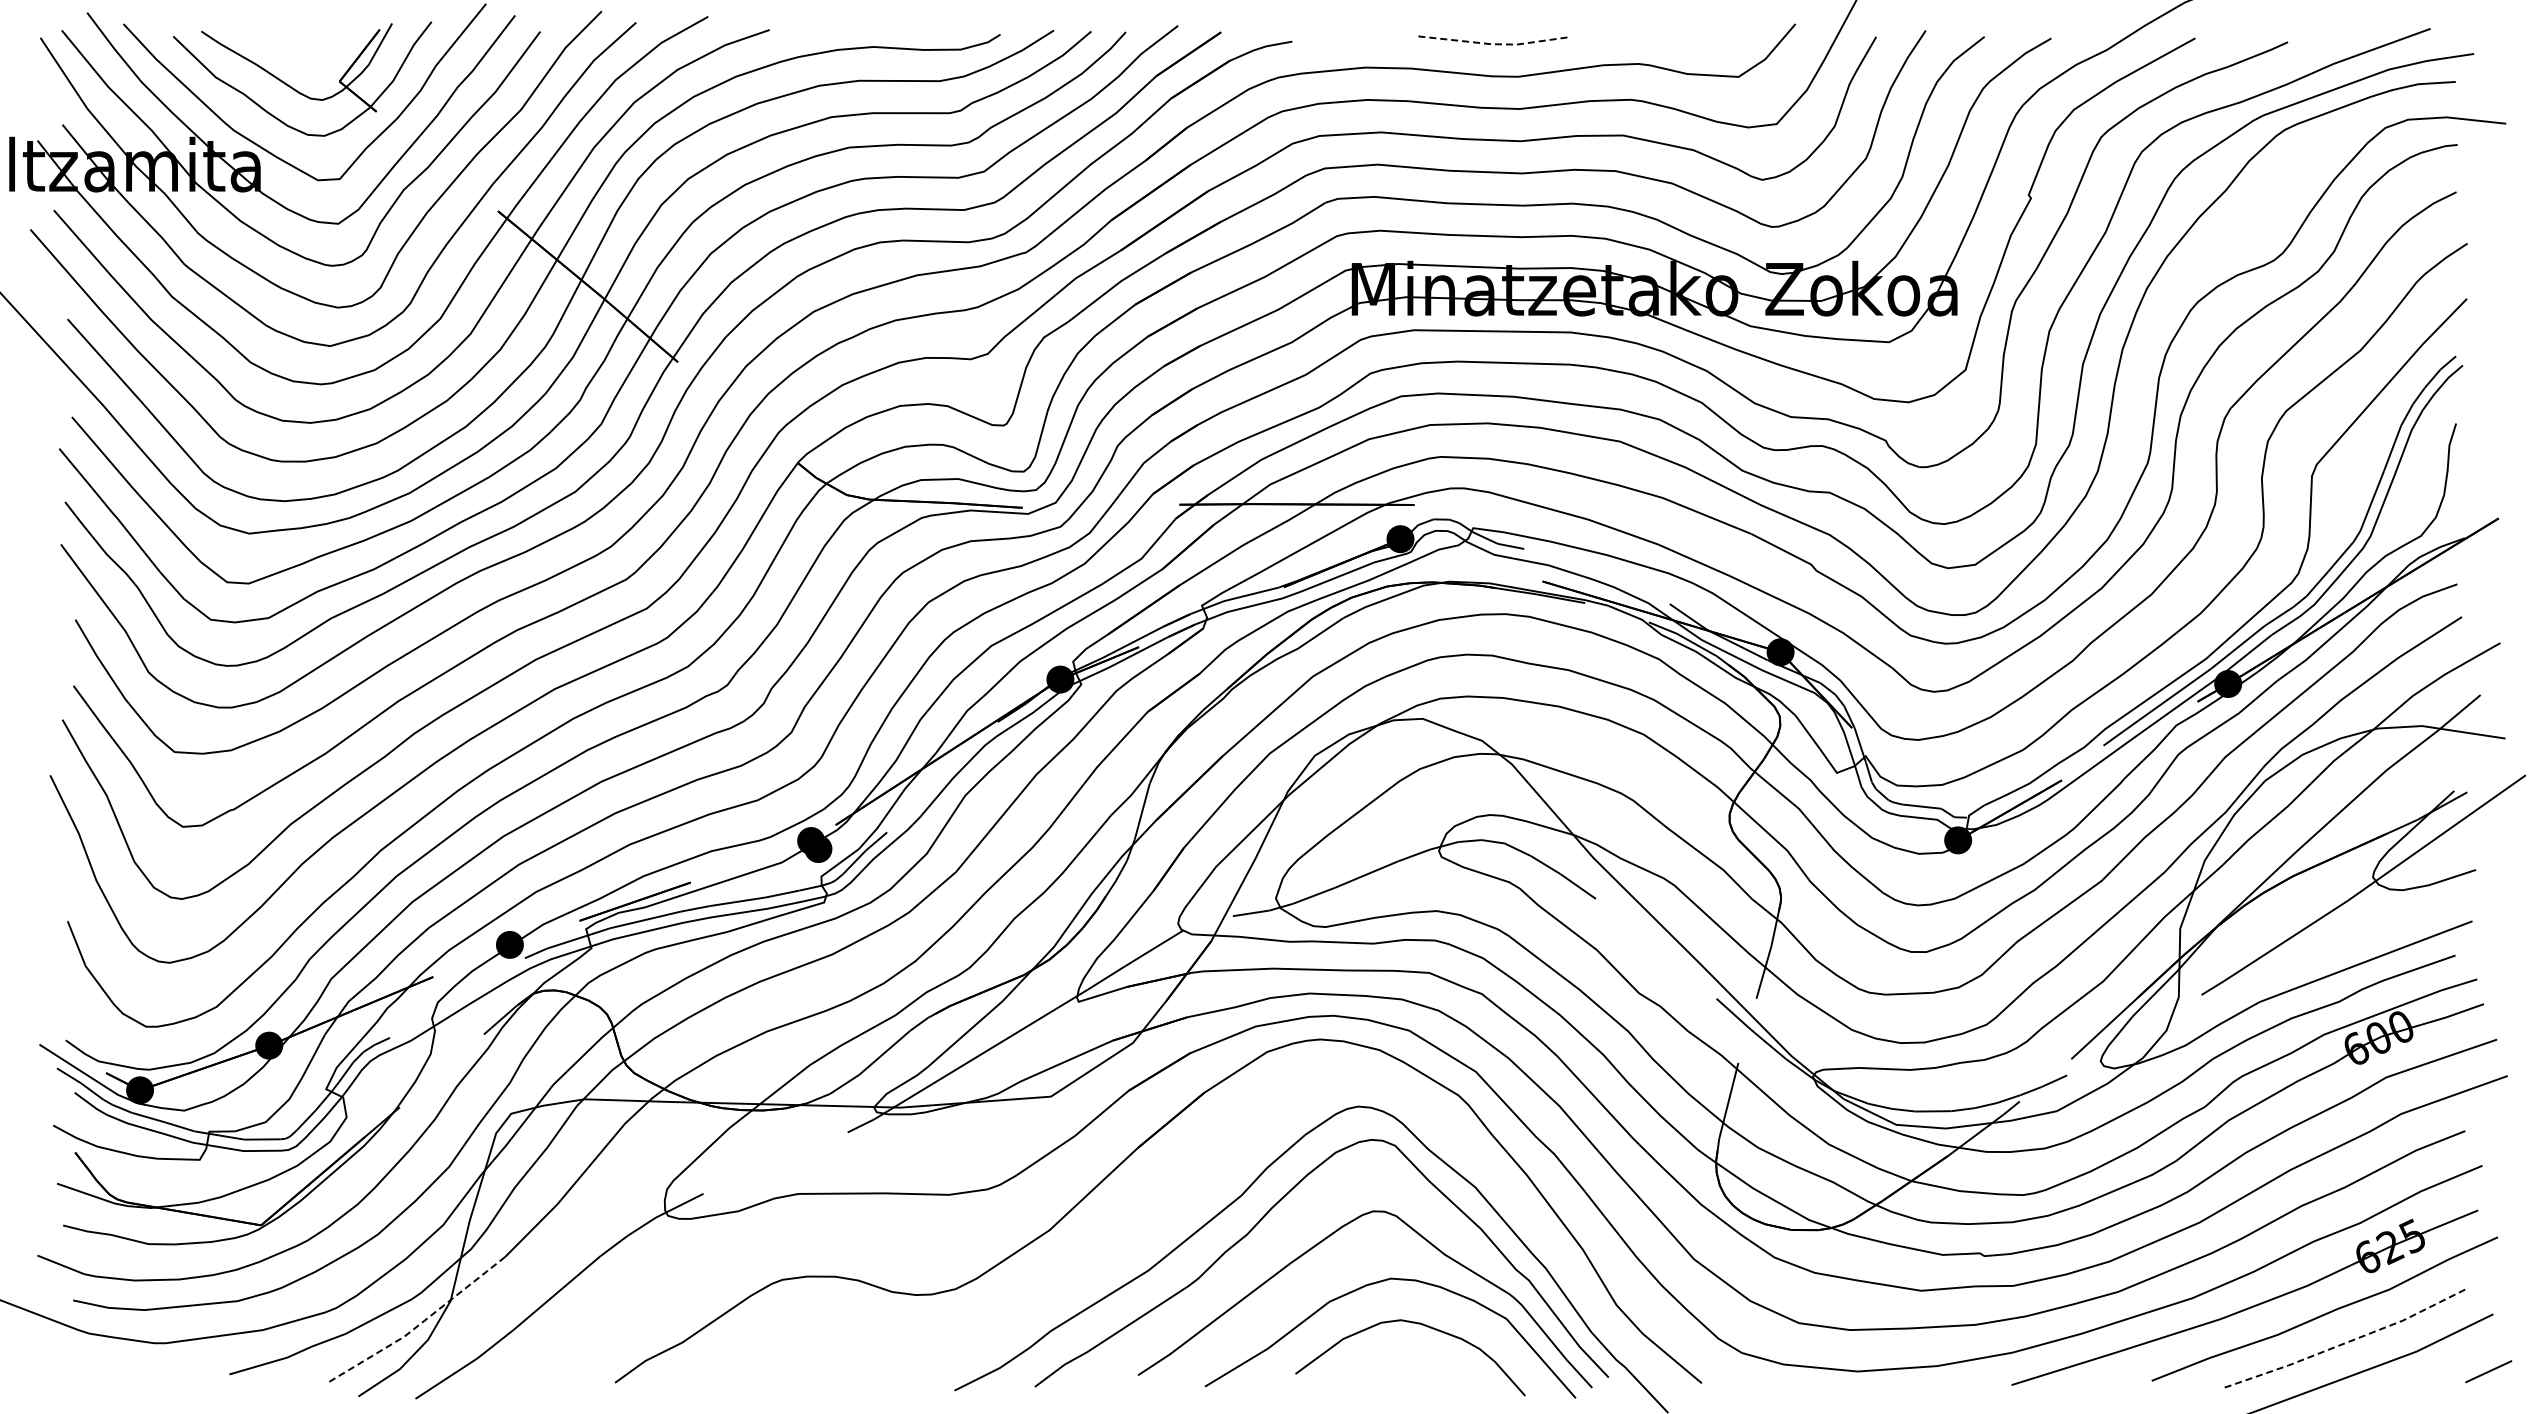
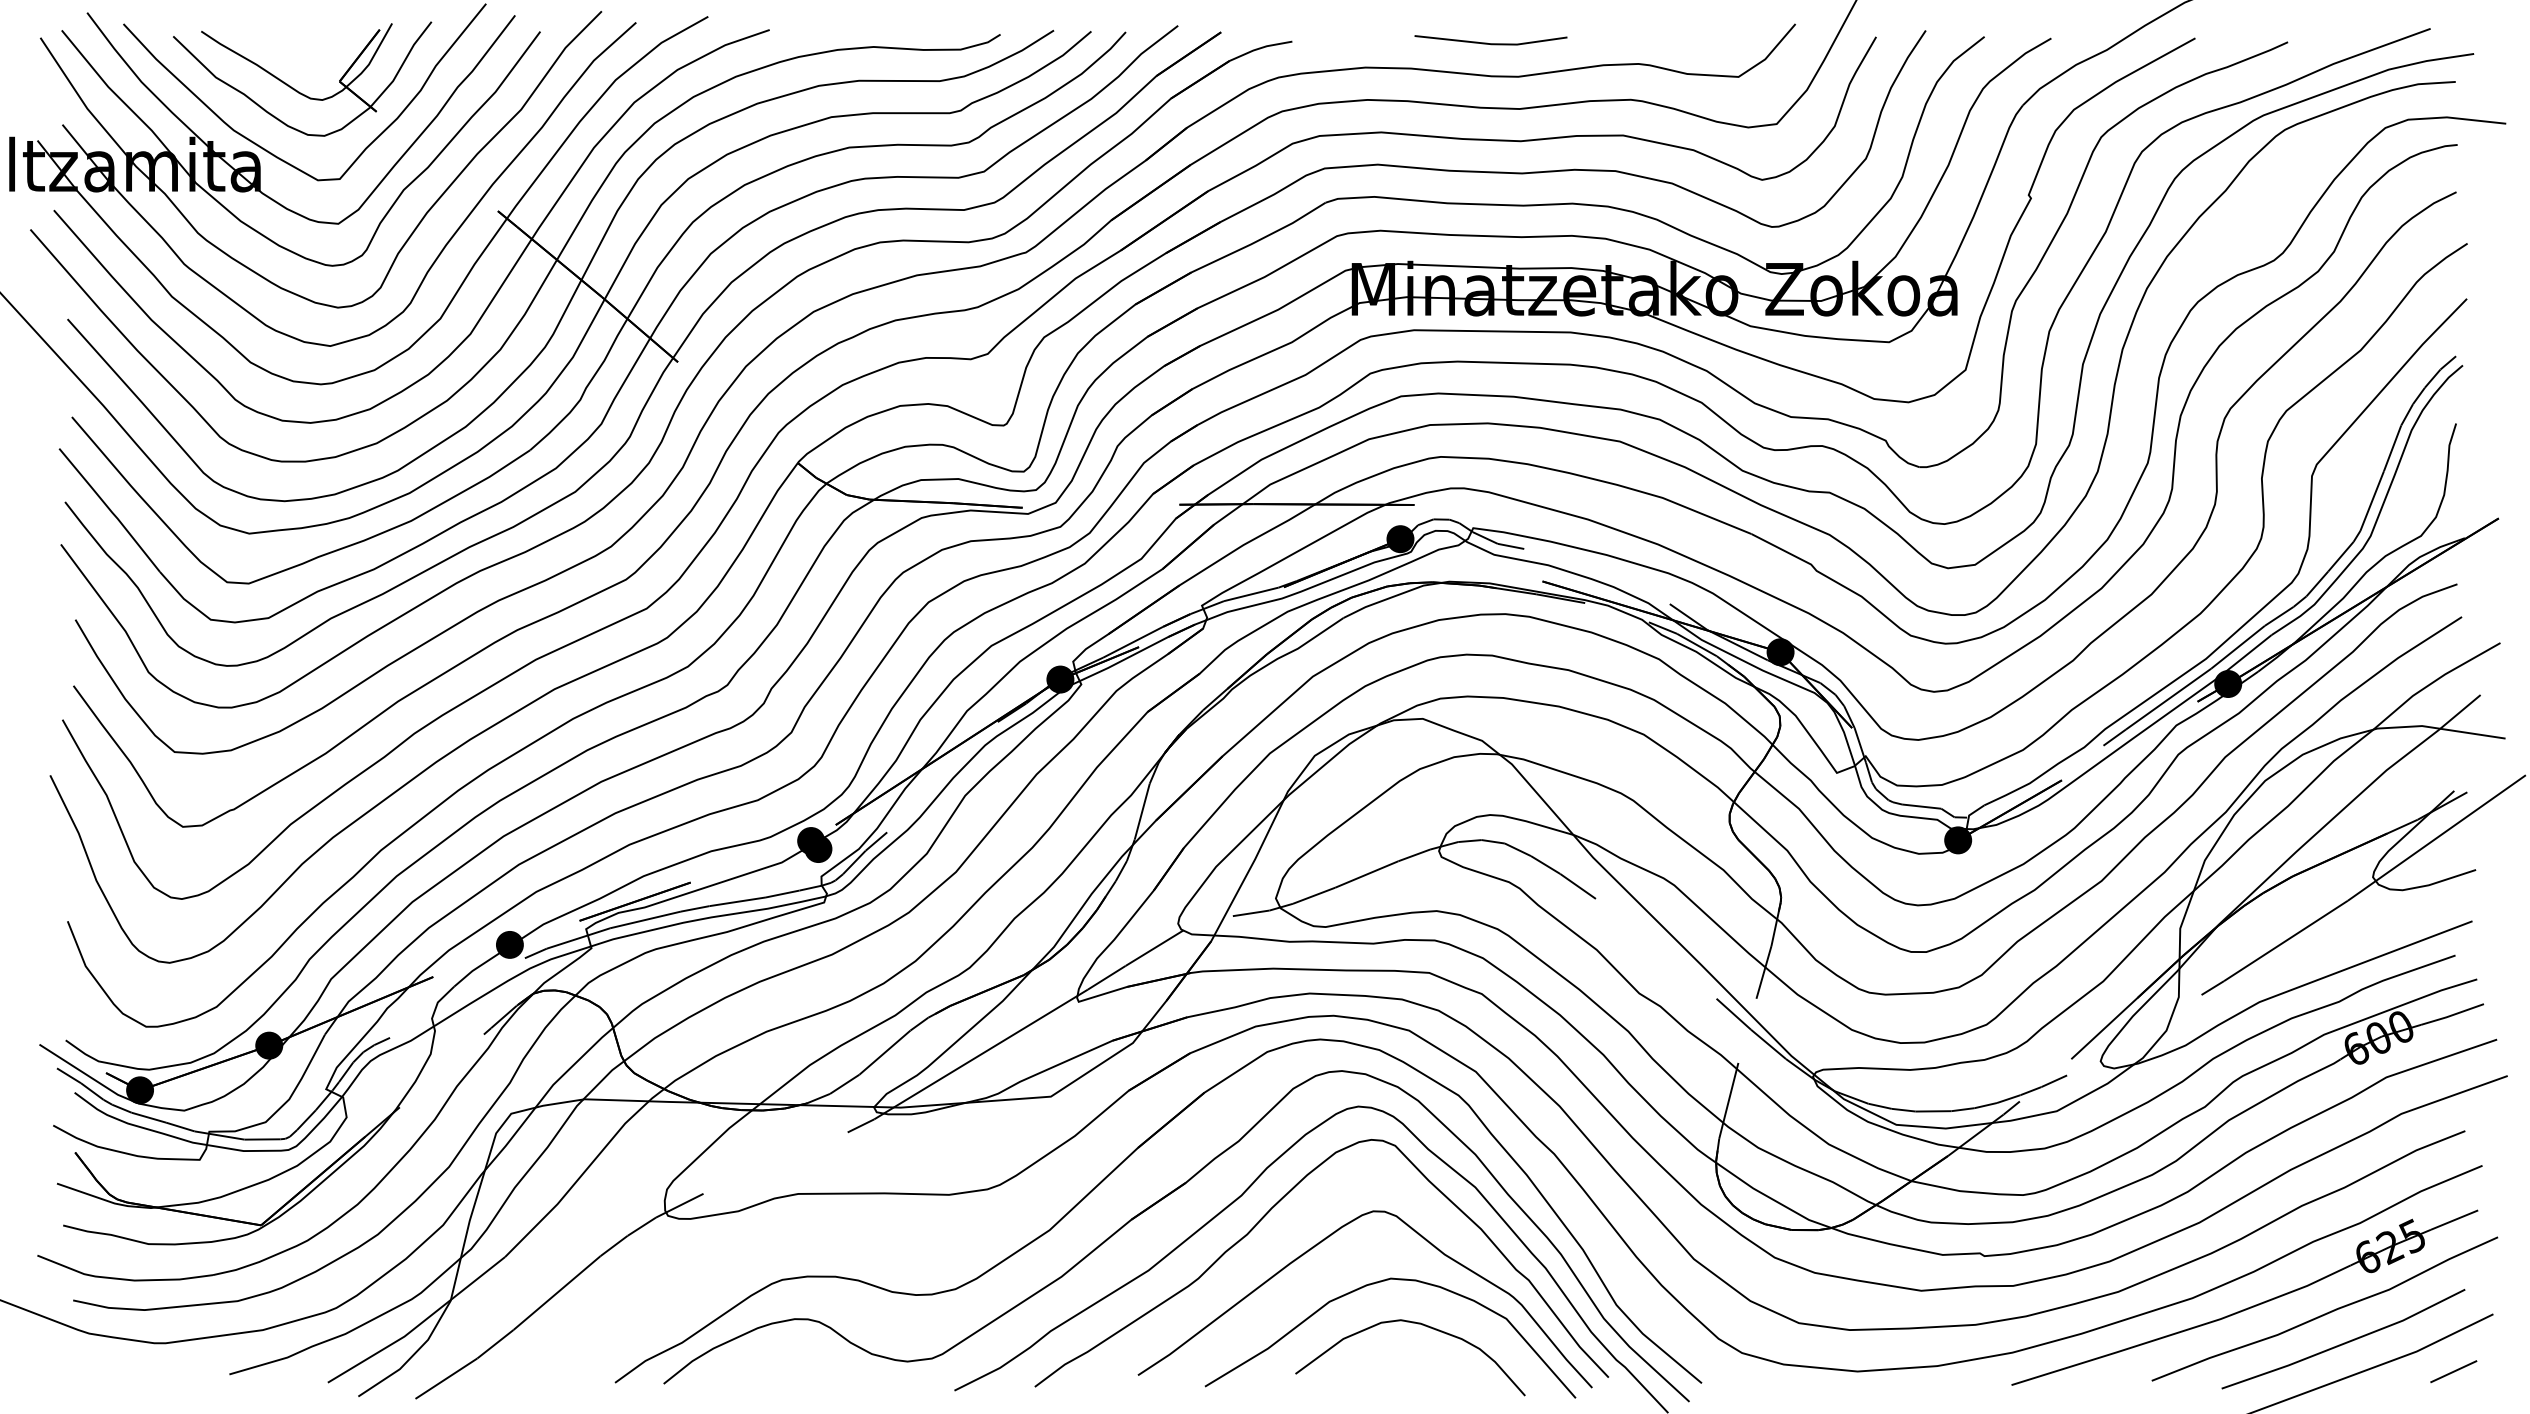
line: dashed -> solid (1491, 44)
part: none -> present (1154, 1205)
line: dashed -> solid (419, 1324)
line: dashed -> solid (2344, 1343)
line position: (2488, 1371) -> (2453, 1371) (2453, 1371)
